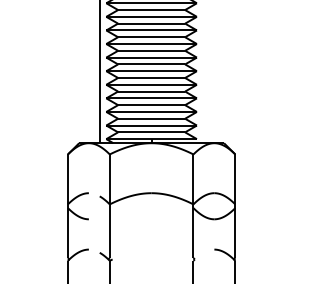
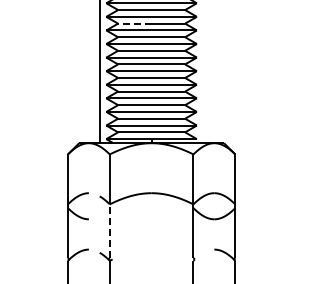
line: solid -> dashed (134, 23)
line: solid -> dashed (109, 231)
